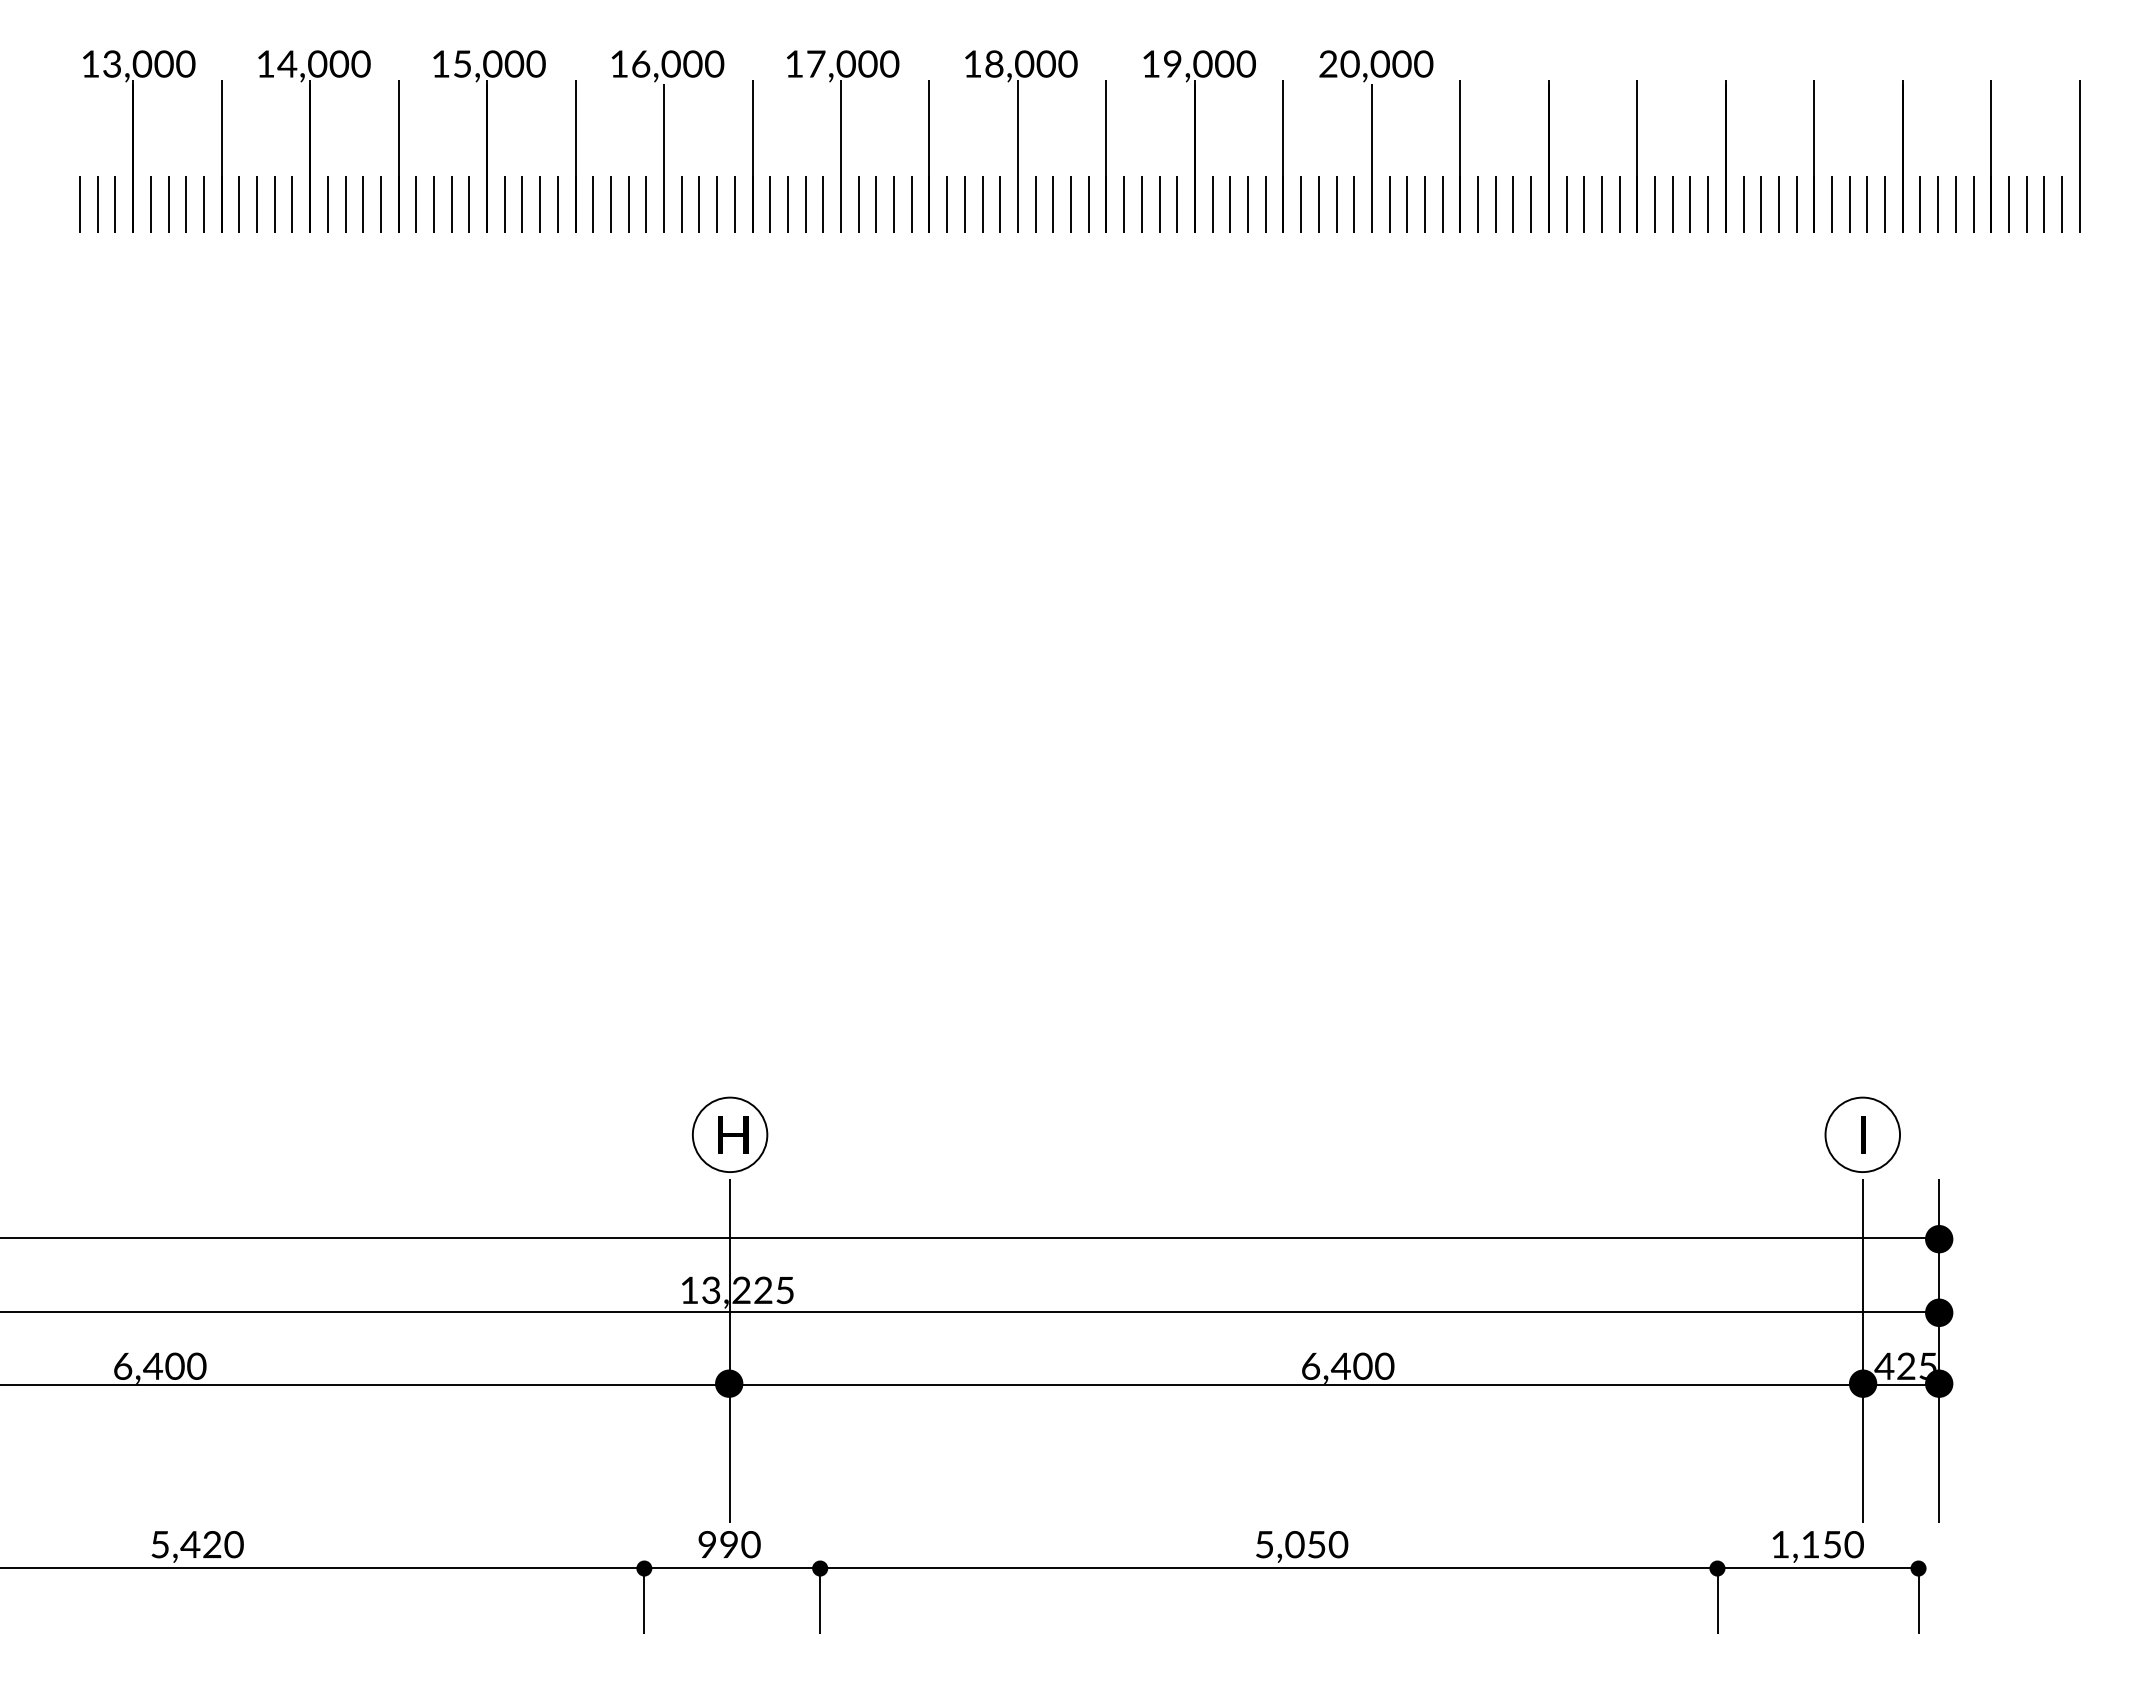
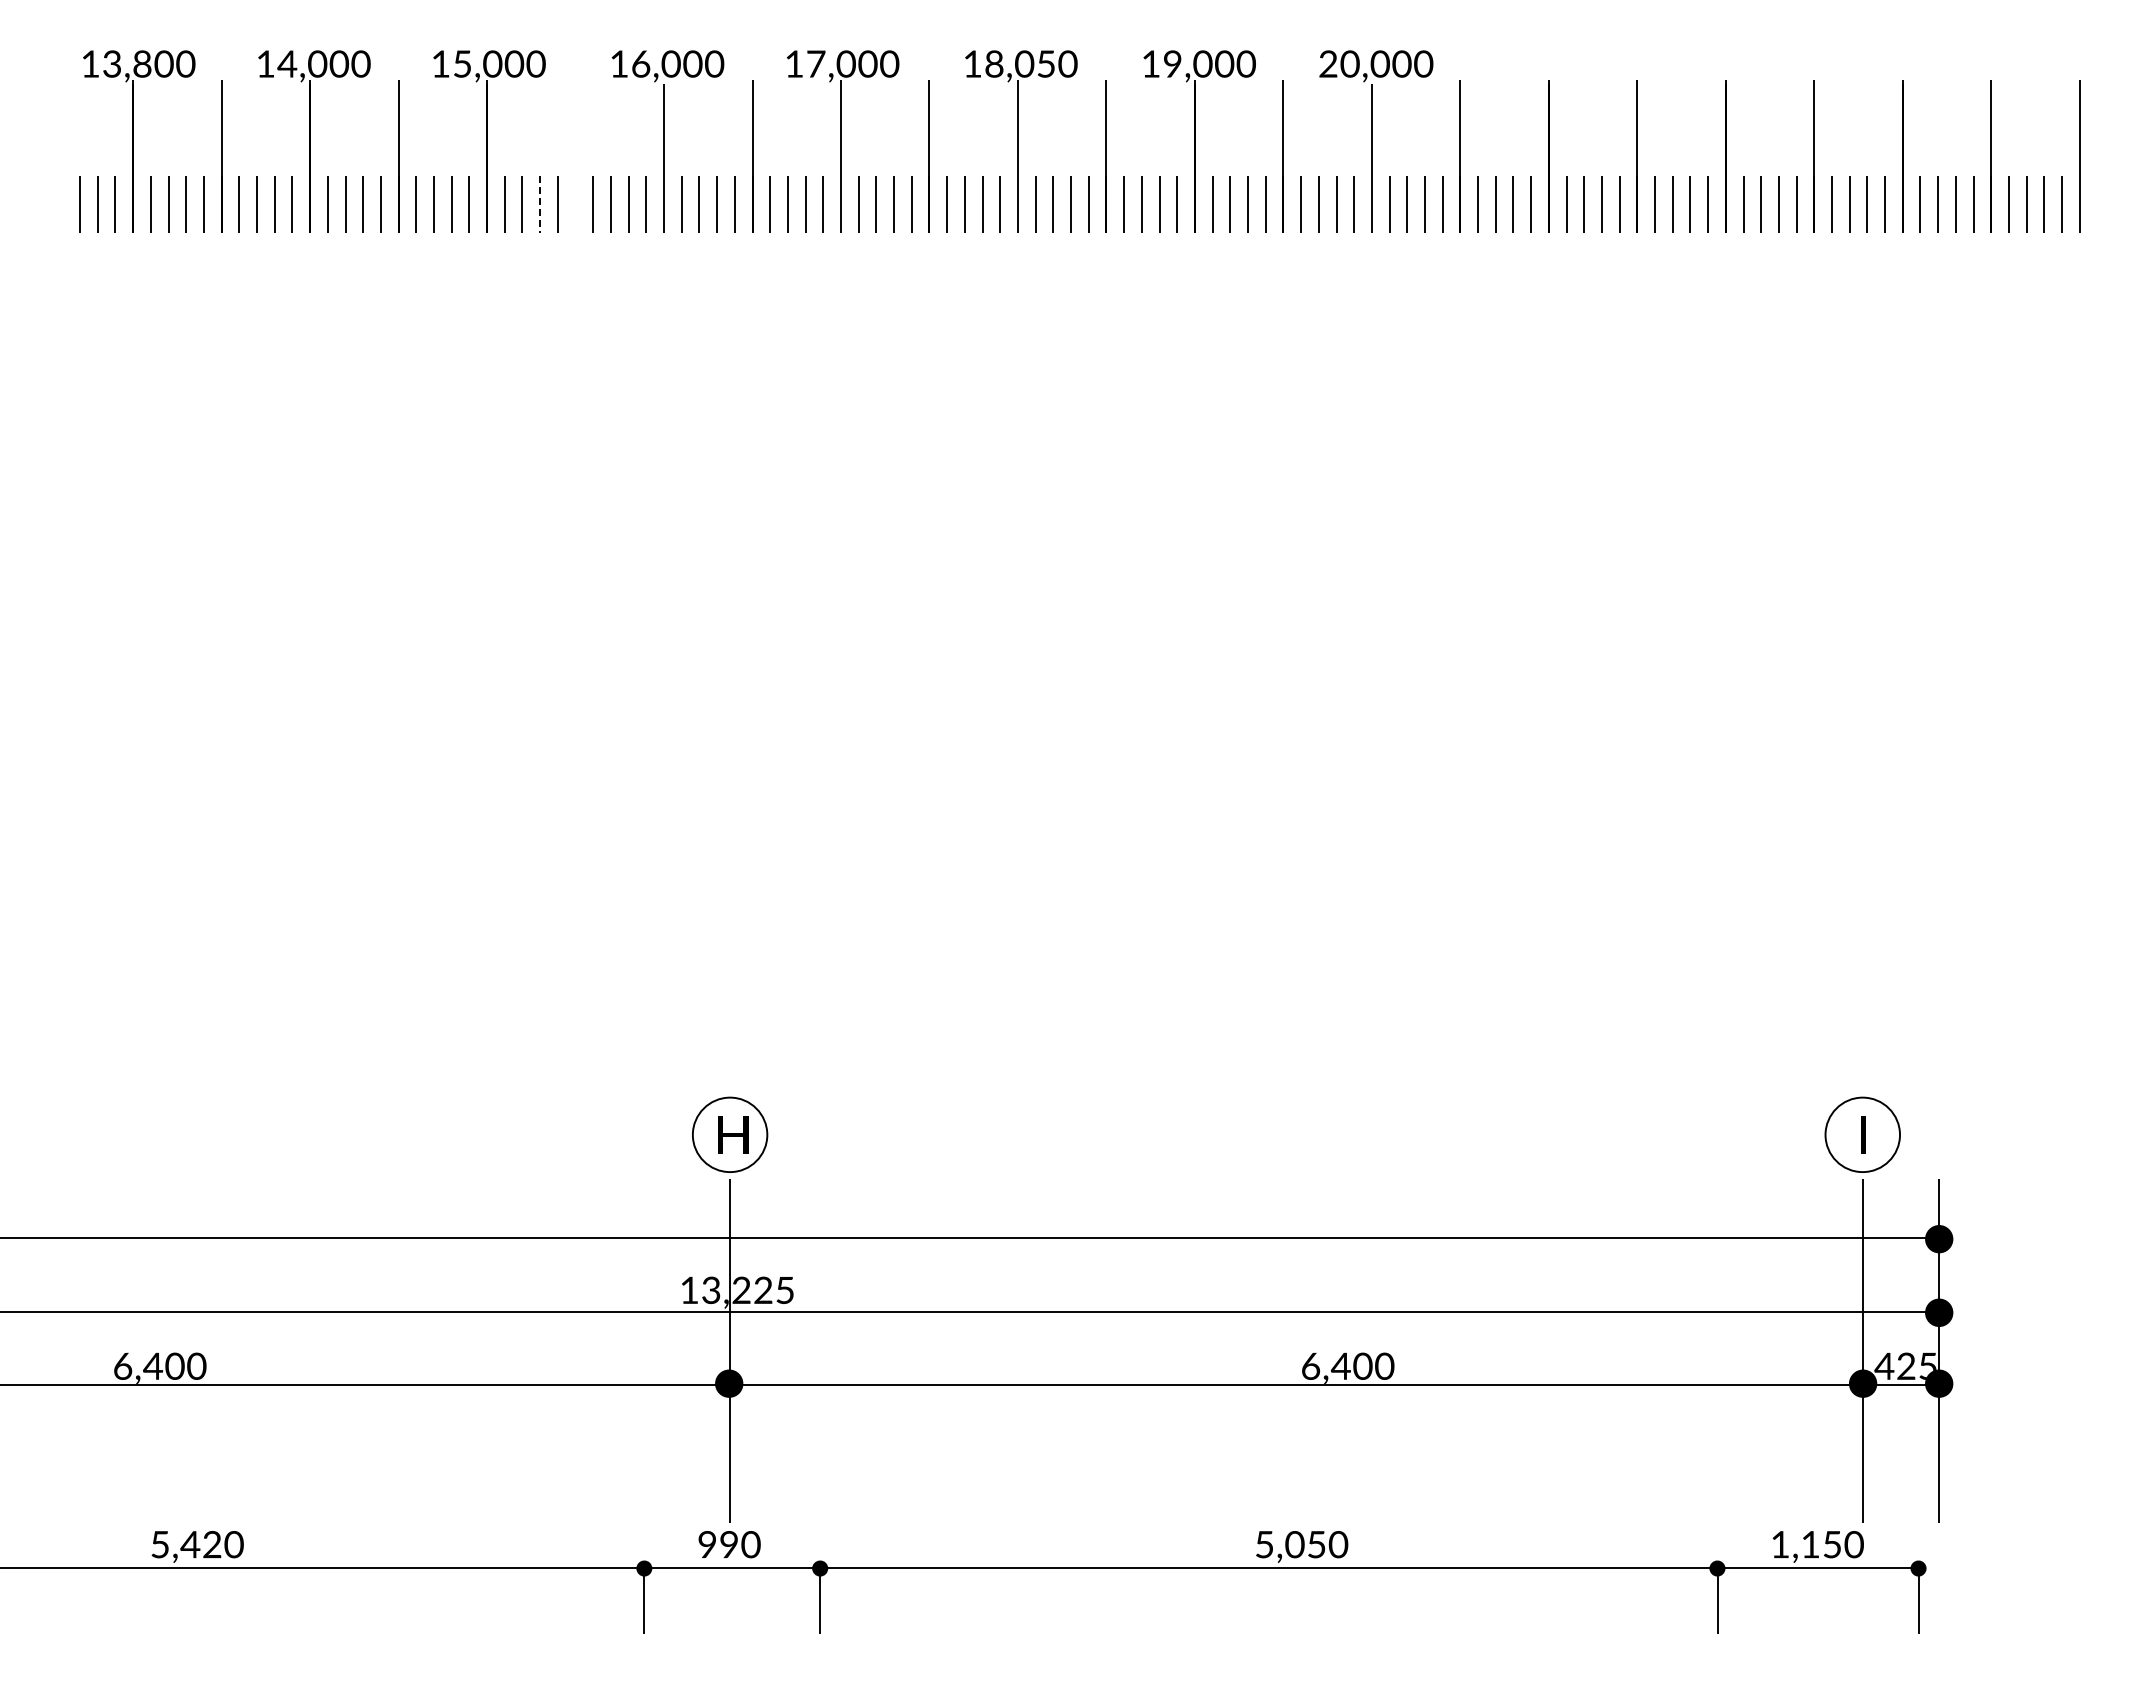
text: 18,000 -> 18,050 (1045, 63)
text: 13,000 -> 13,800 (142, 64)
line: present -> none (575, 156)
line: solid -> dashed (540, 205)
